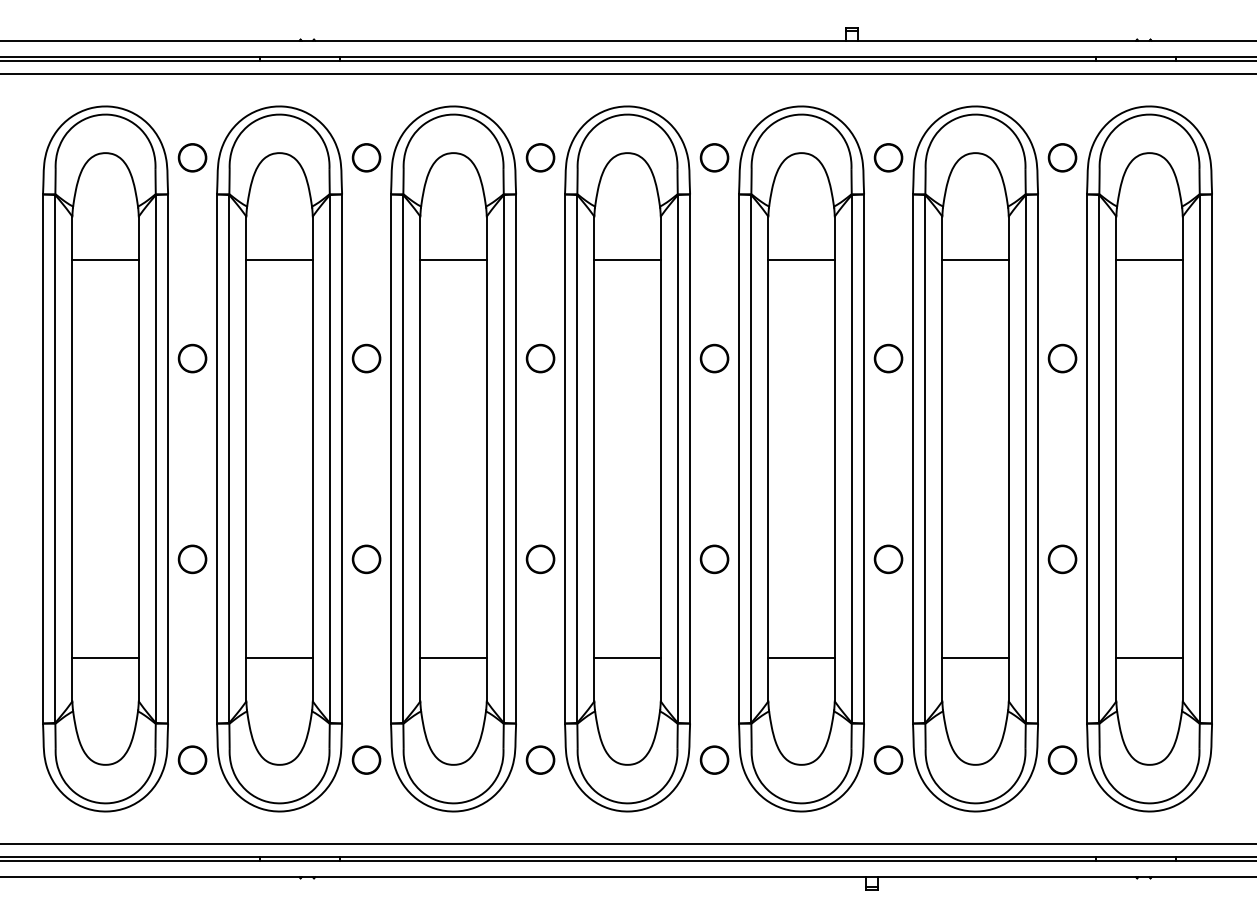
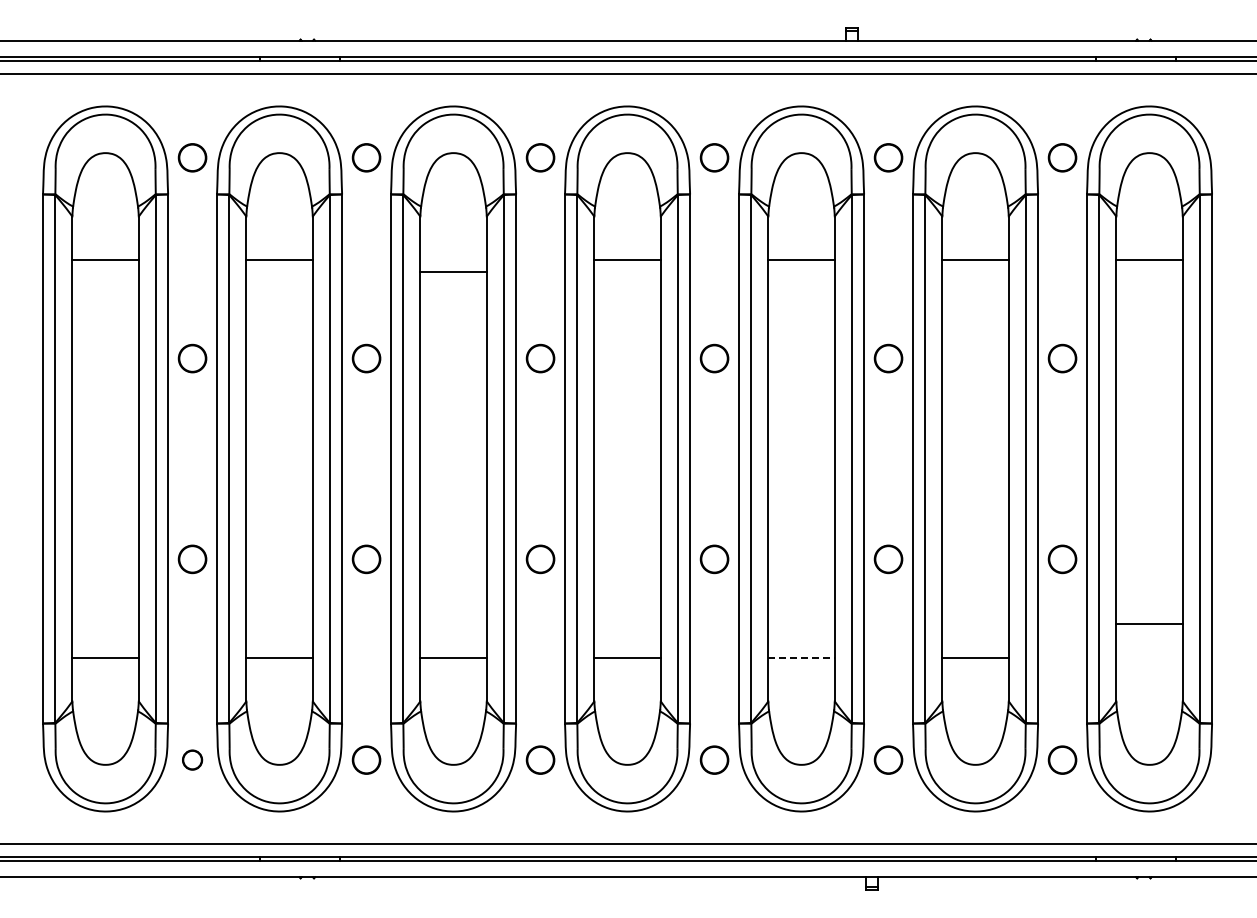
line position: (453, 259) -> (453, 271) (453, 271)
line: solid -> dashed (802, 658)
line position: (1149, 658) -> (1149, 624) (1149, 624)
part size: 31x30 px -> 22x22 px (192, 759)
